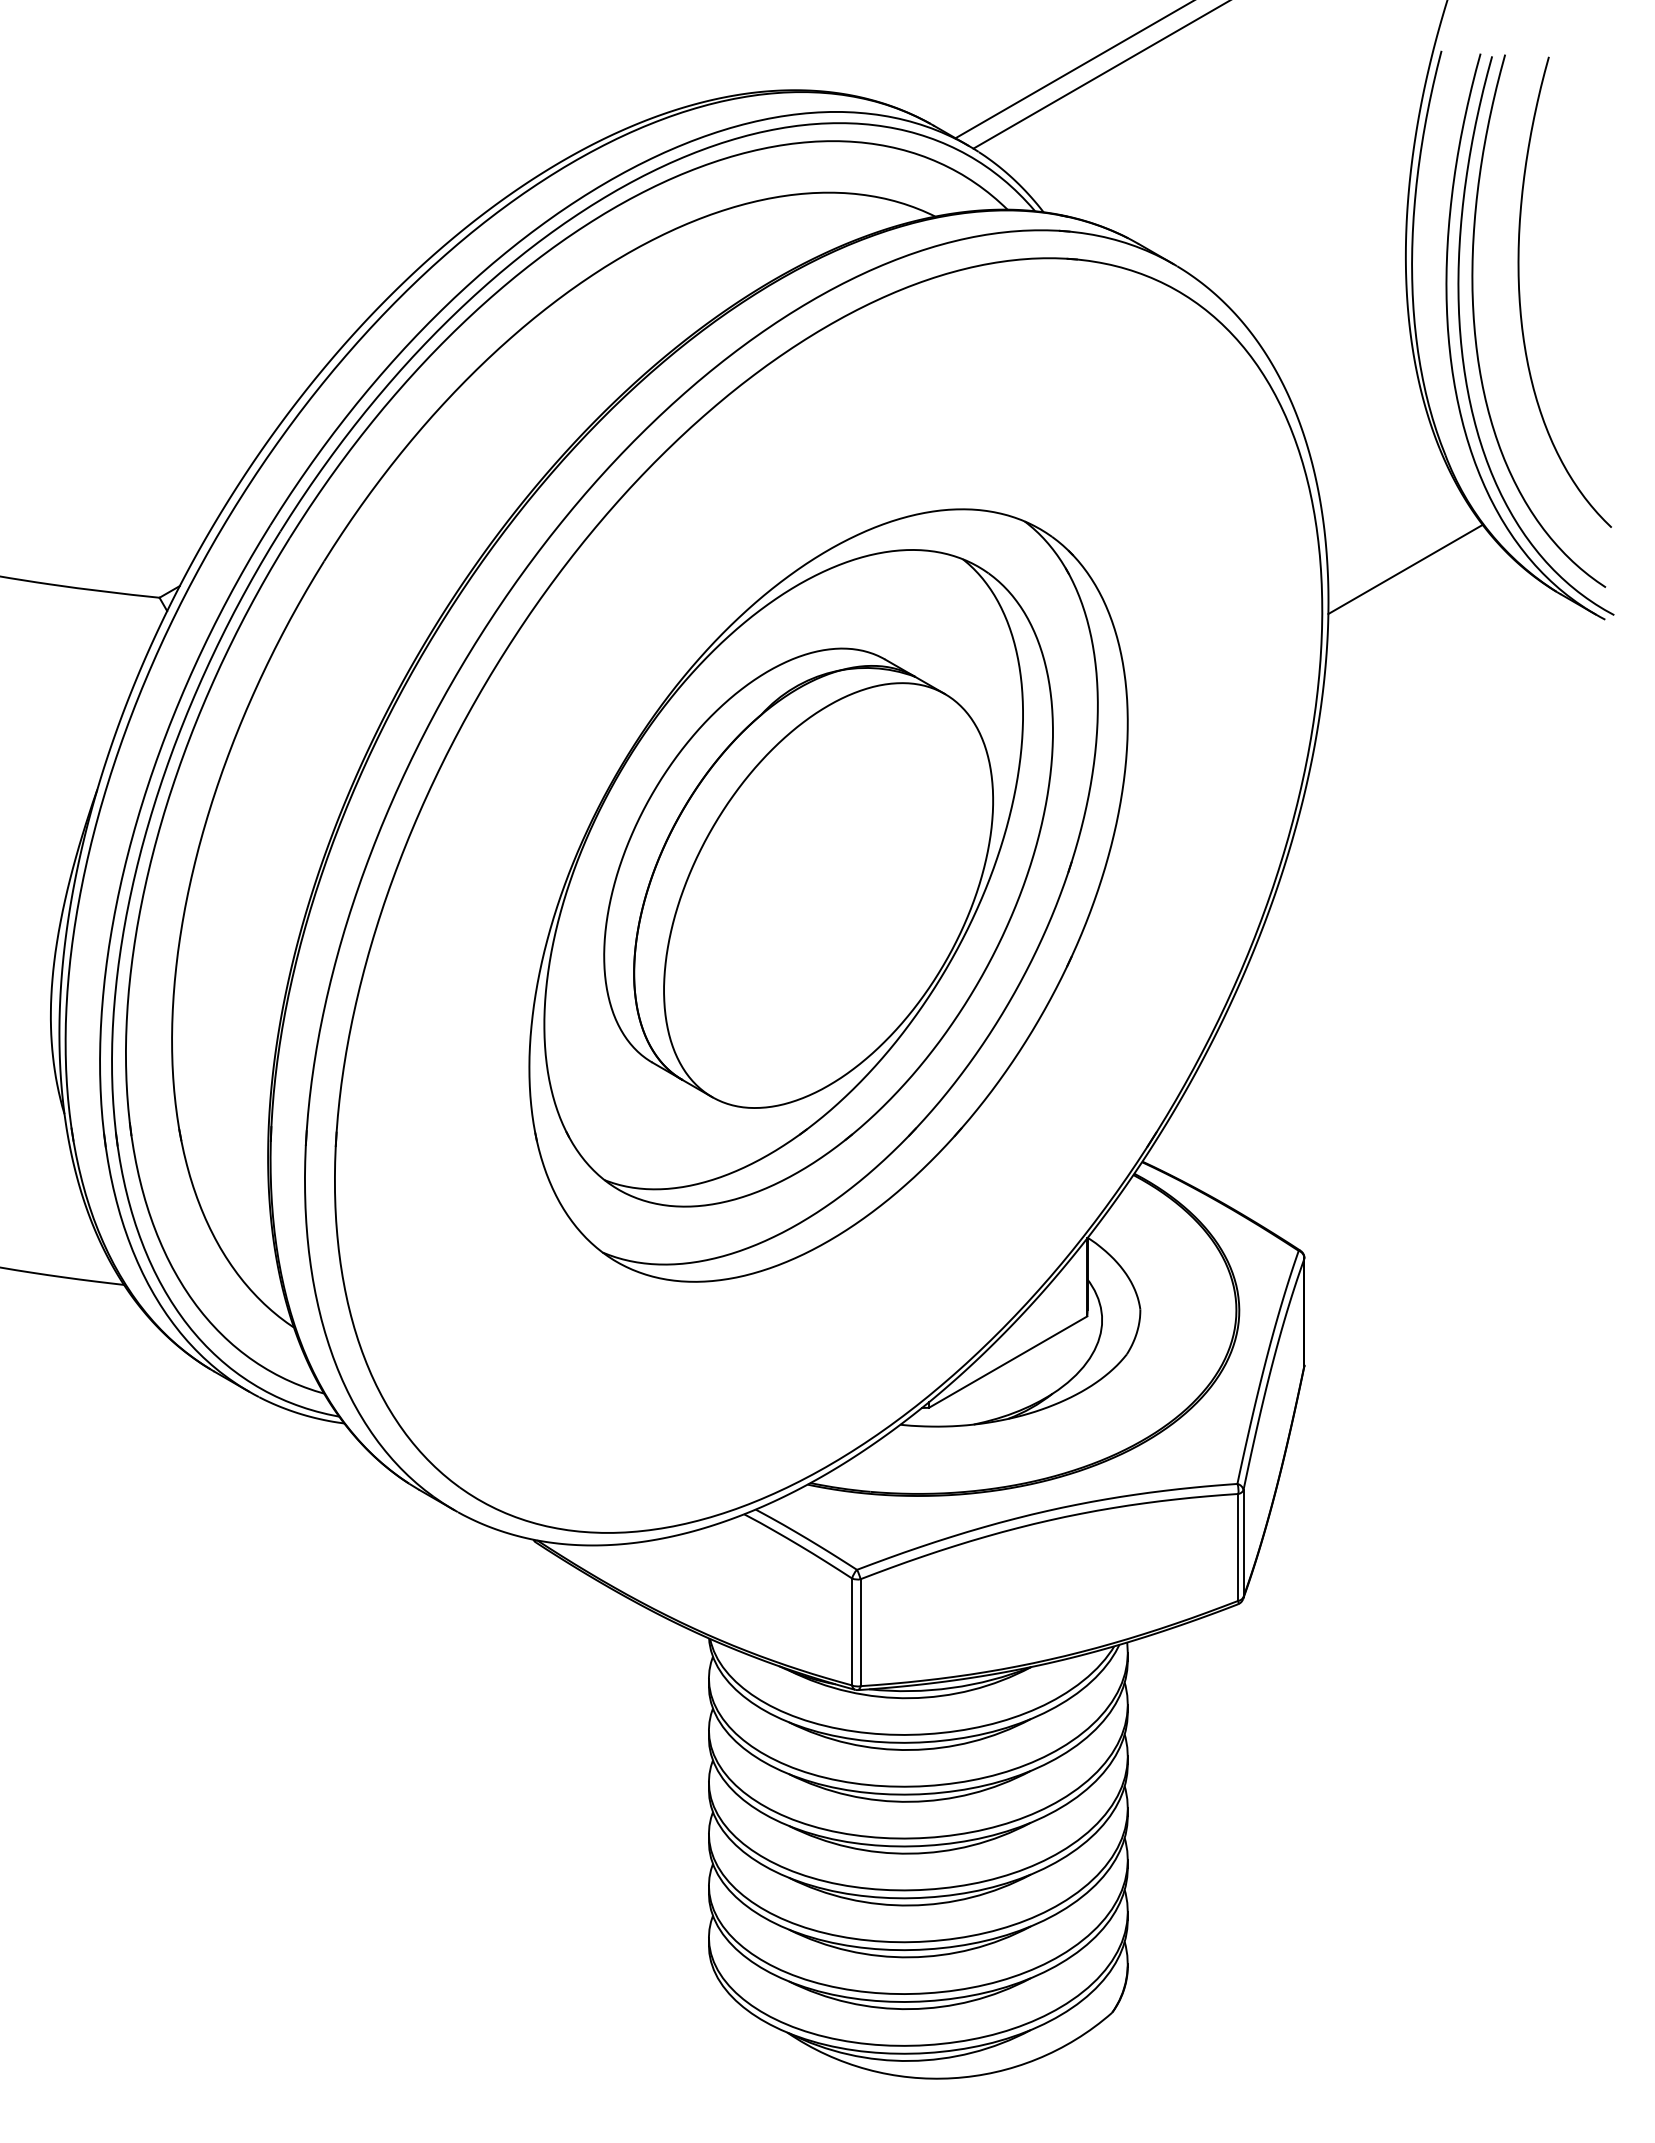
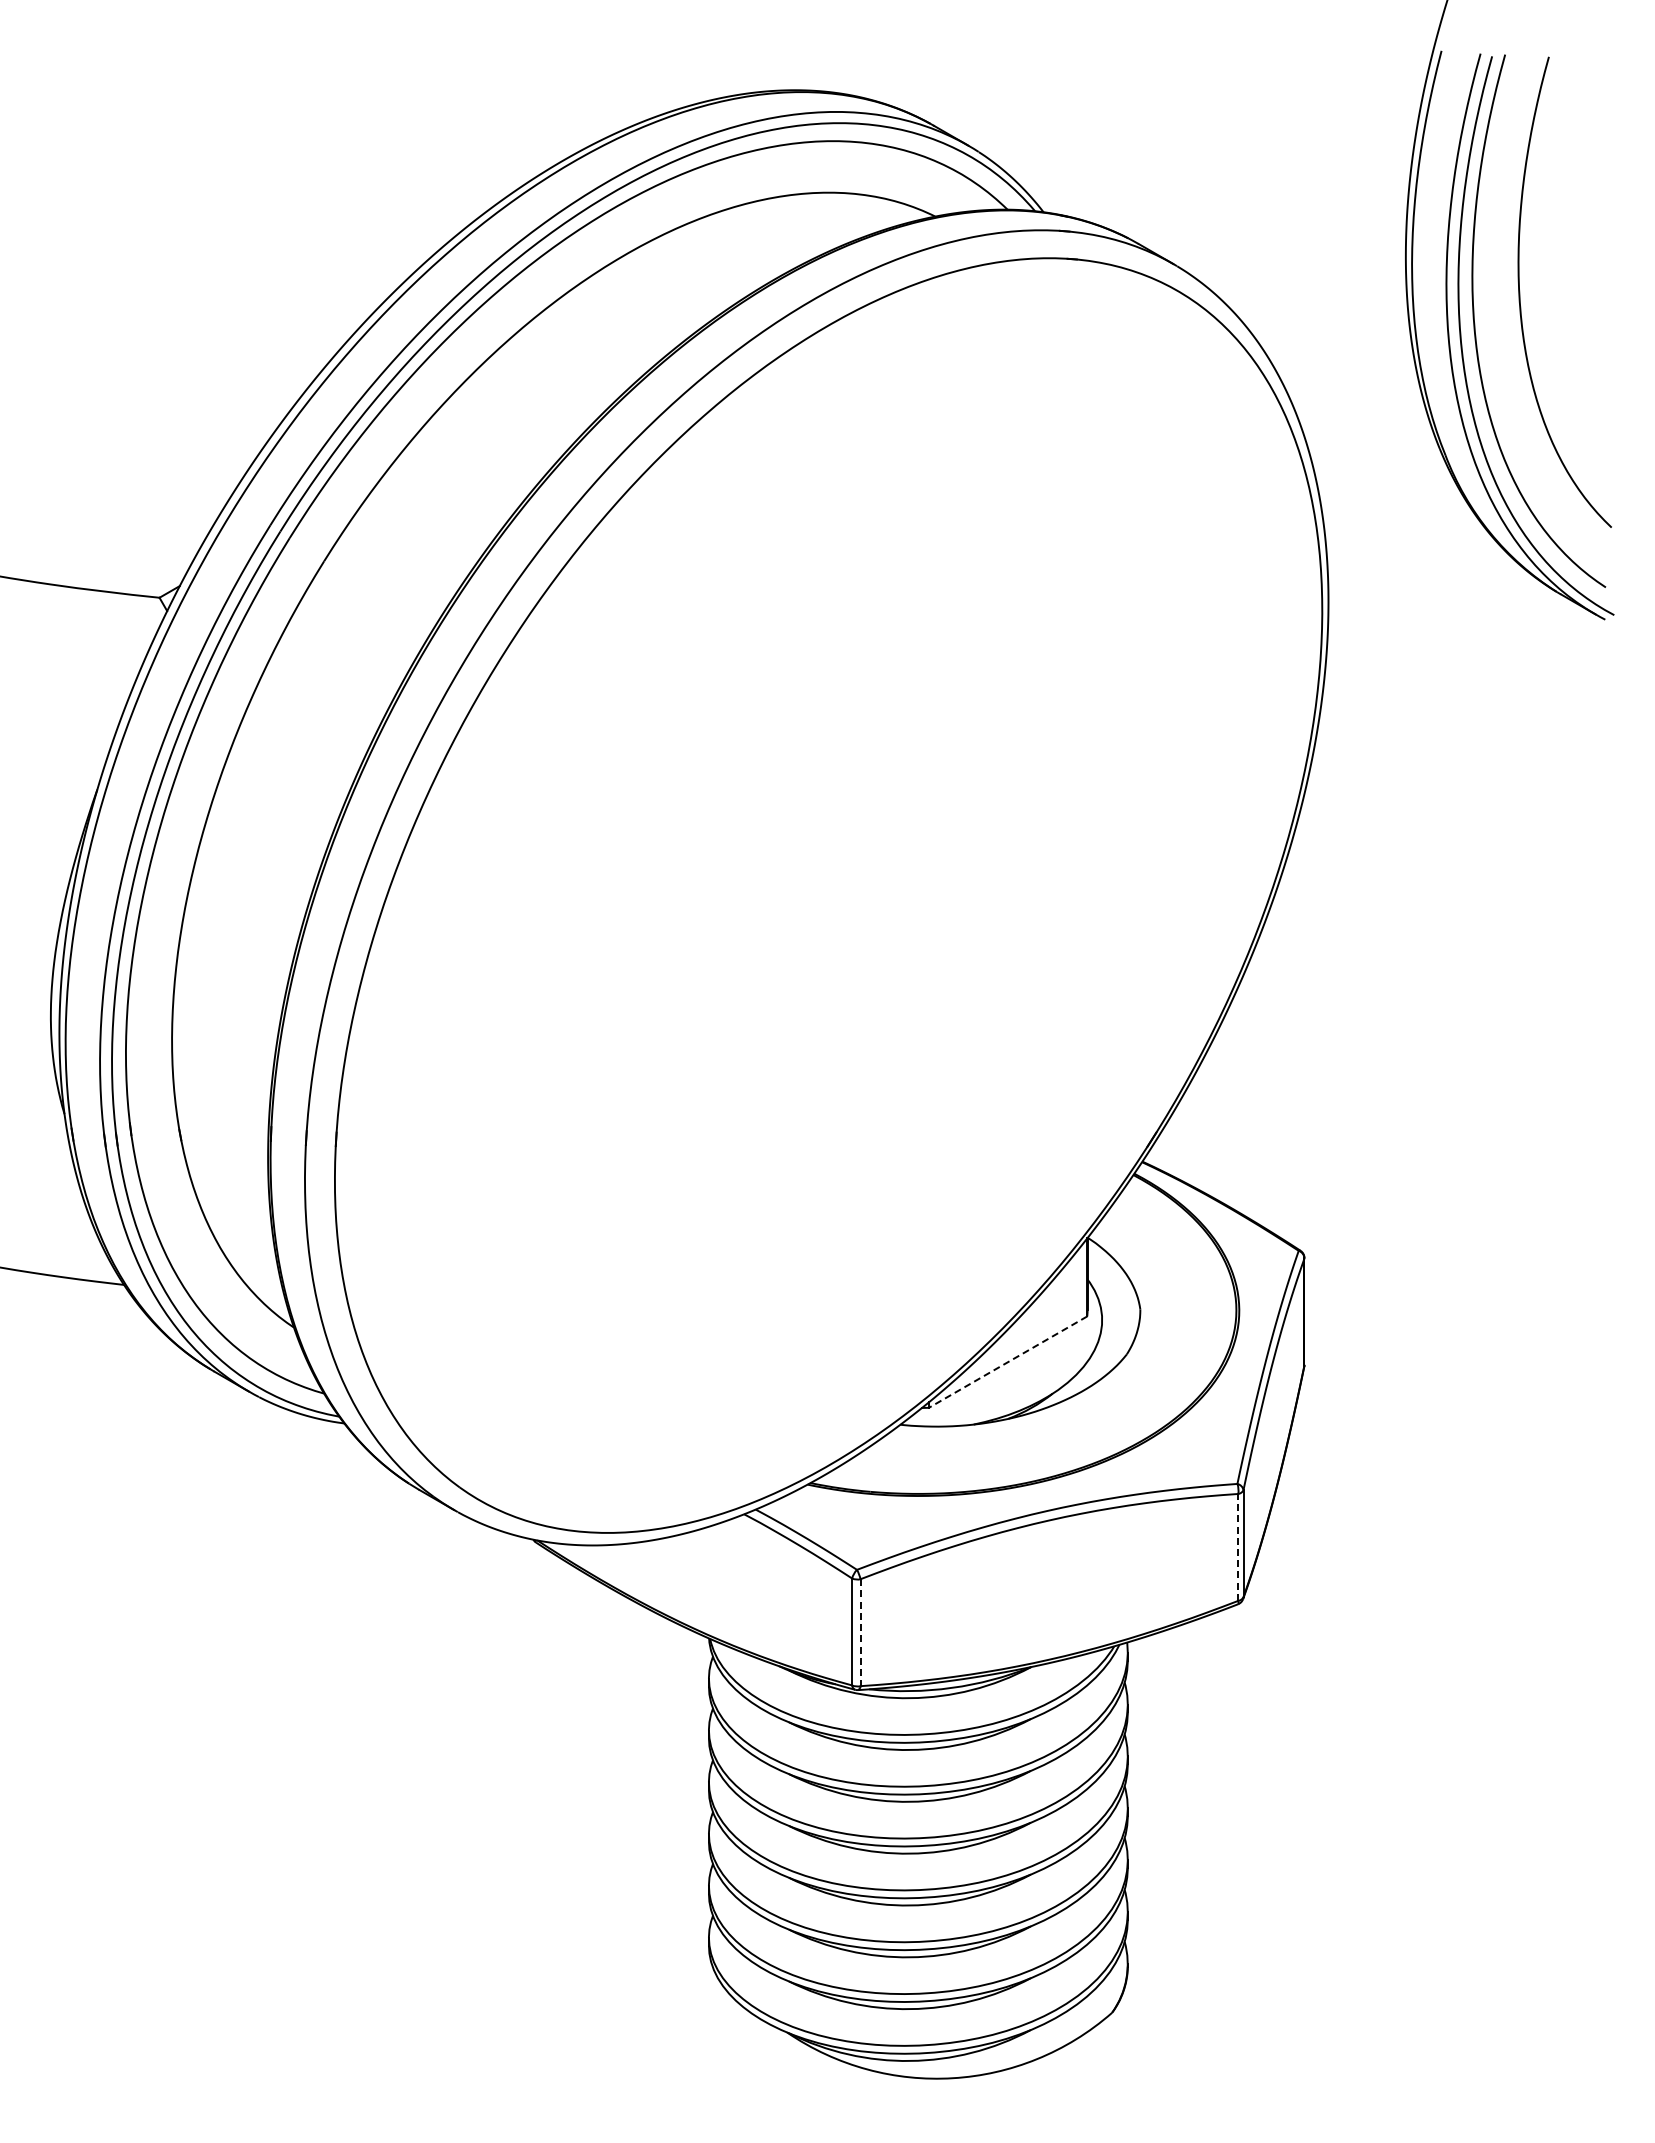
line: present -> none (1073, 70)
line: present -> none (1100, 75)
line: present -> none (1405, 569)
part: present -> none (828, 895)
line: solid -> dashed (1007, 1362)
line: solid -> dashed (1238, 1546)
line: solid -> dashed (860, 1633)
